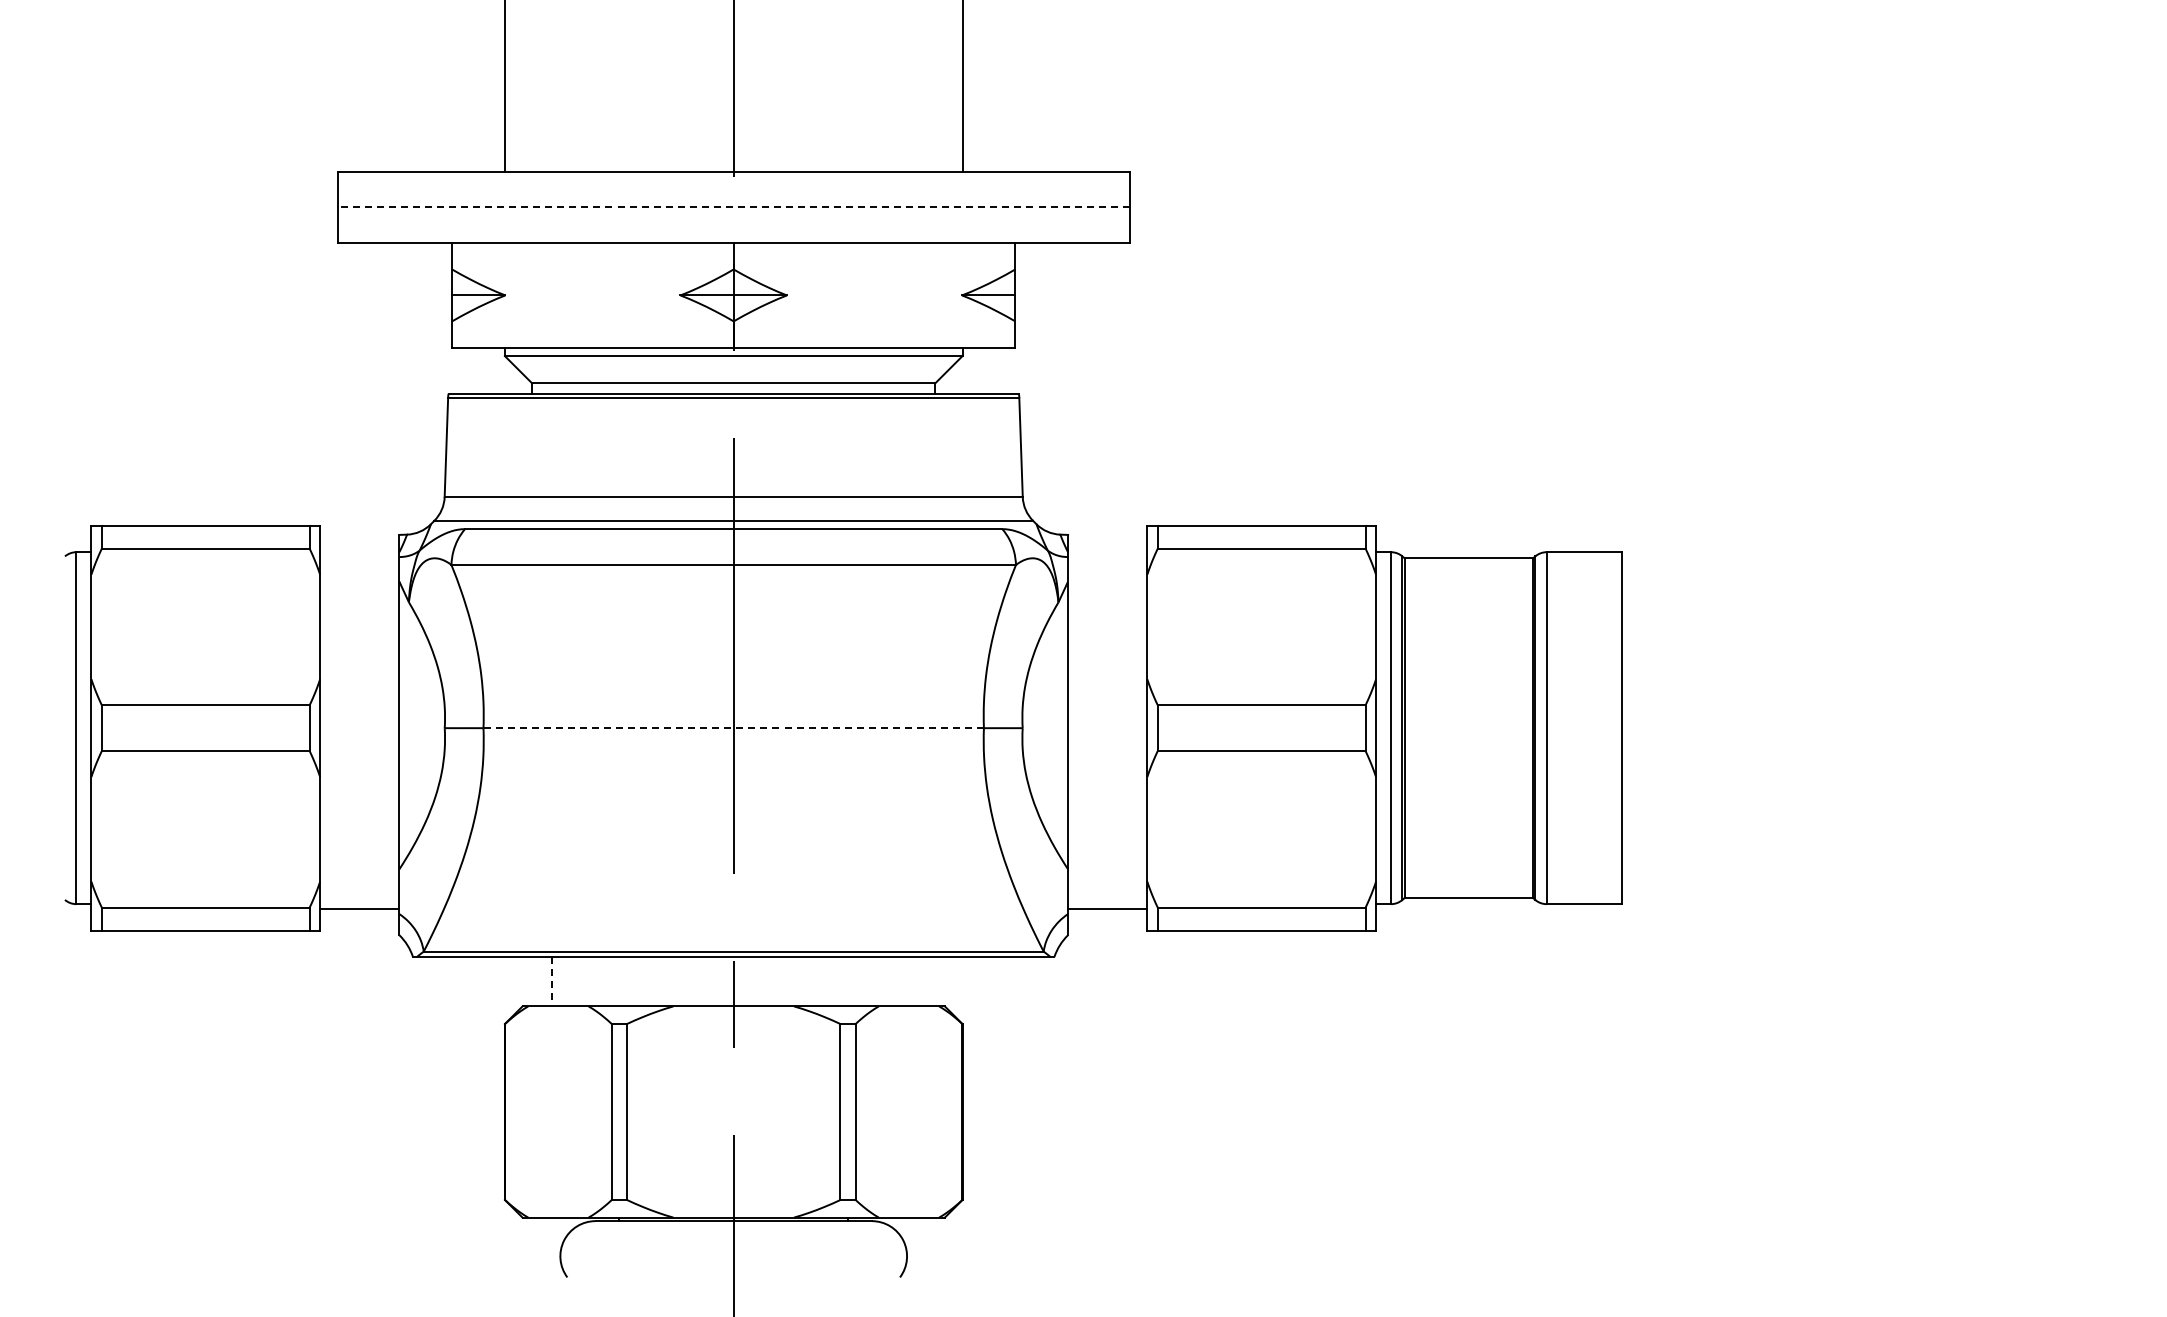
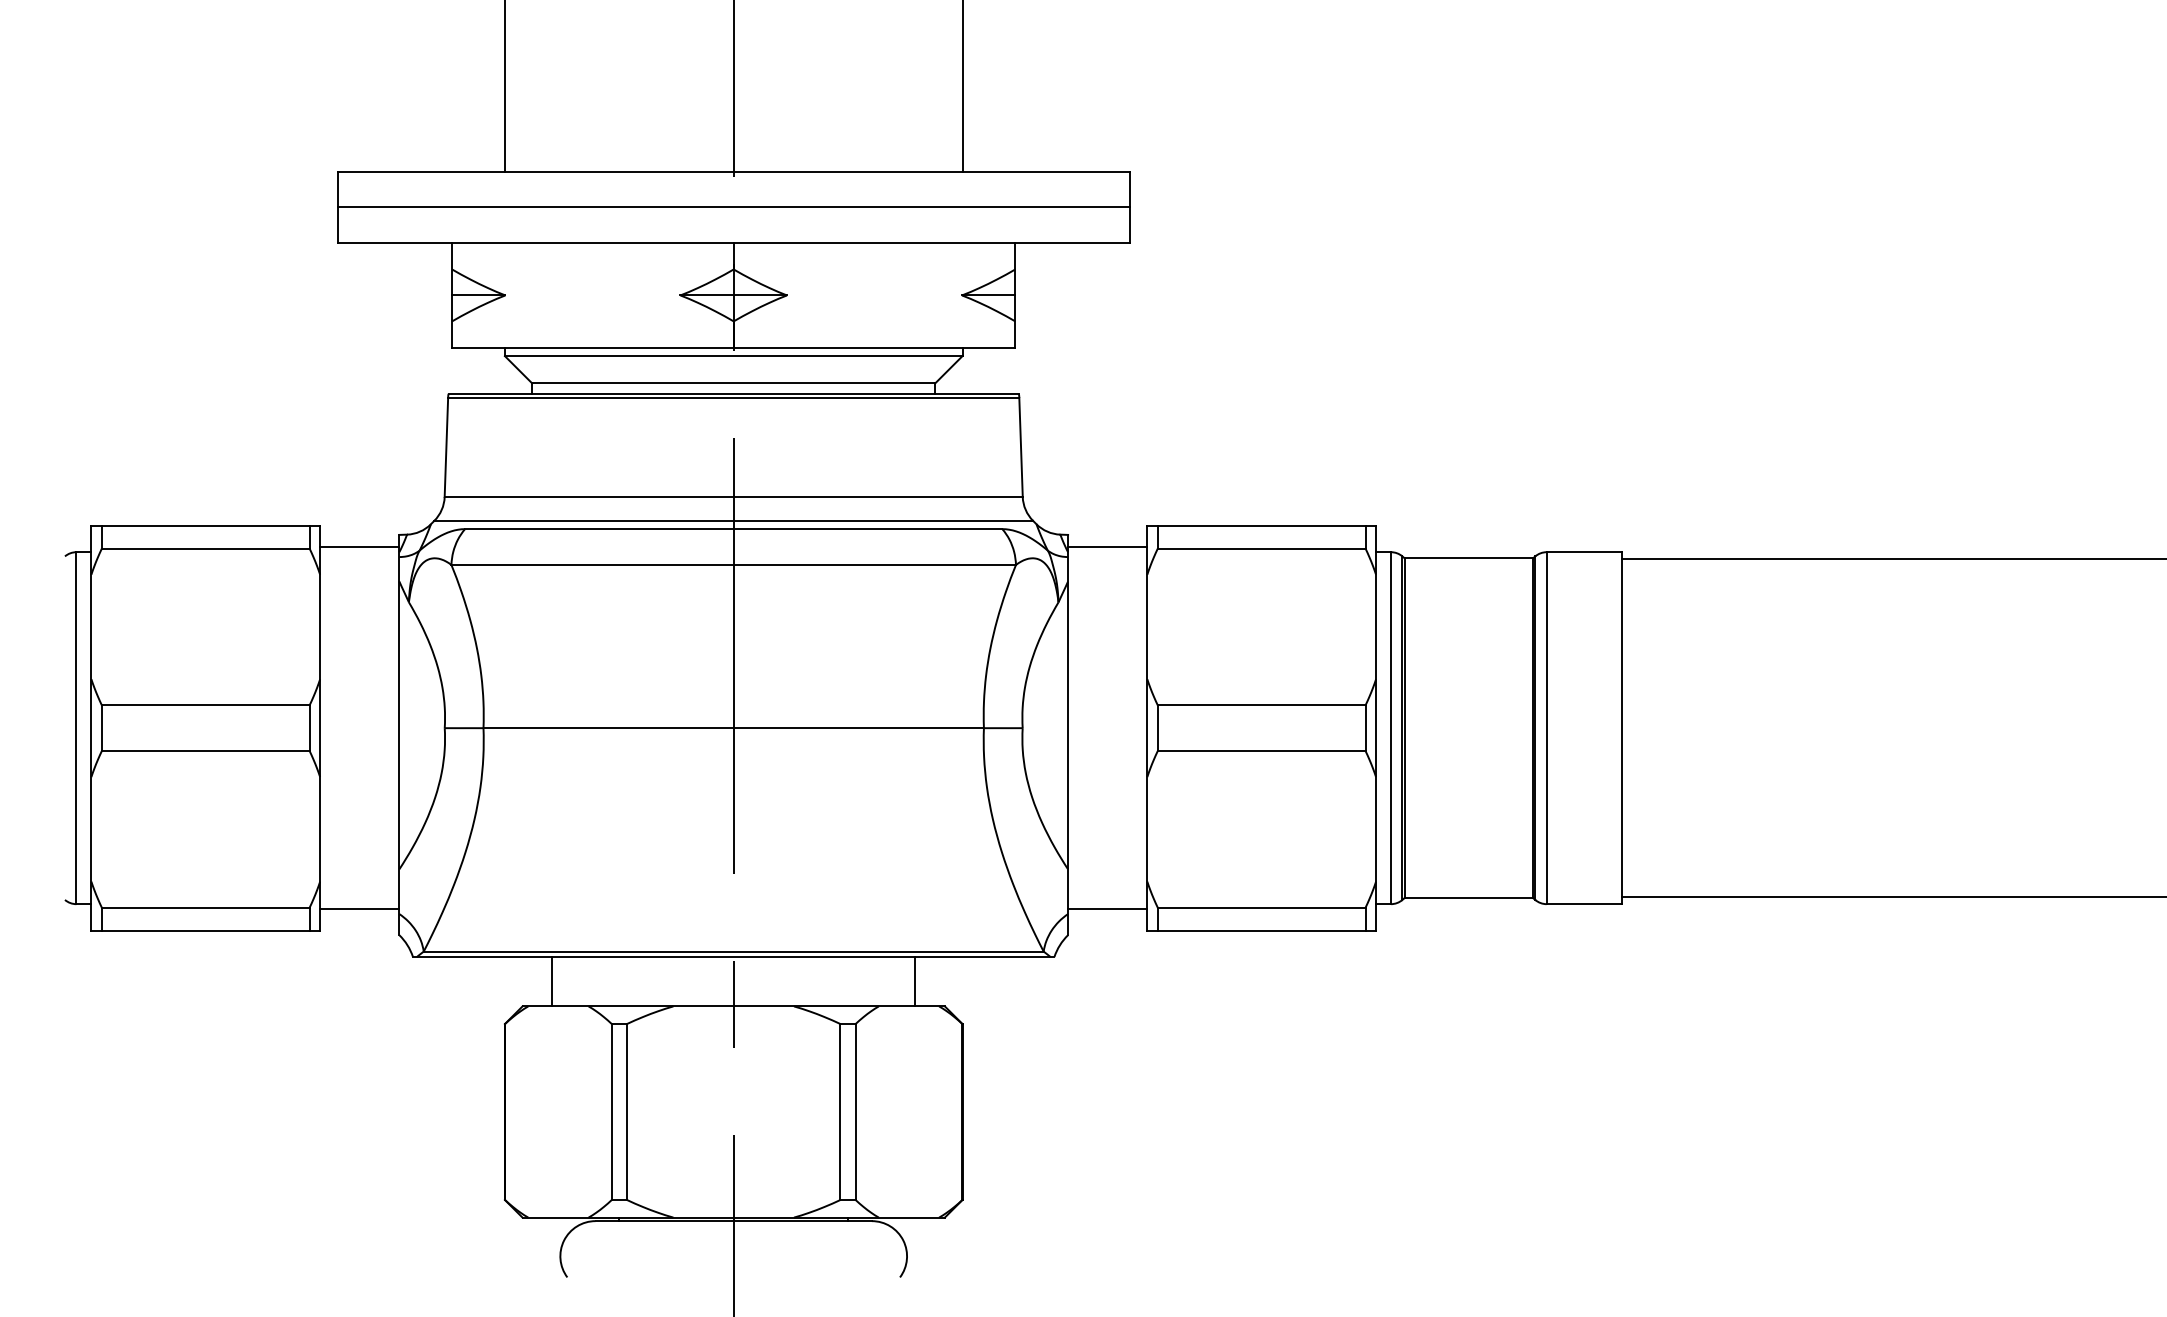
line: dashed -> solid (733, 207)
line: none -> present (359, 546)
line: none -> present (1107, 546)
line: none -> present (1892, 559)
line: dashed -> solid (733, 728)
line: none -> present (1892, 897)
line: dashed -> solid (552, 981)
line: none -> present (914, 981)
